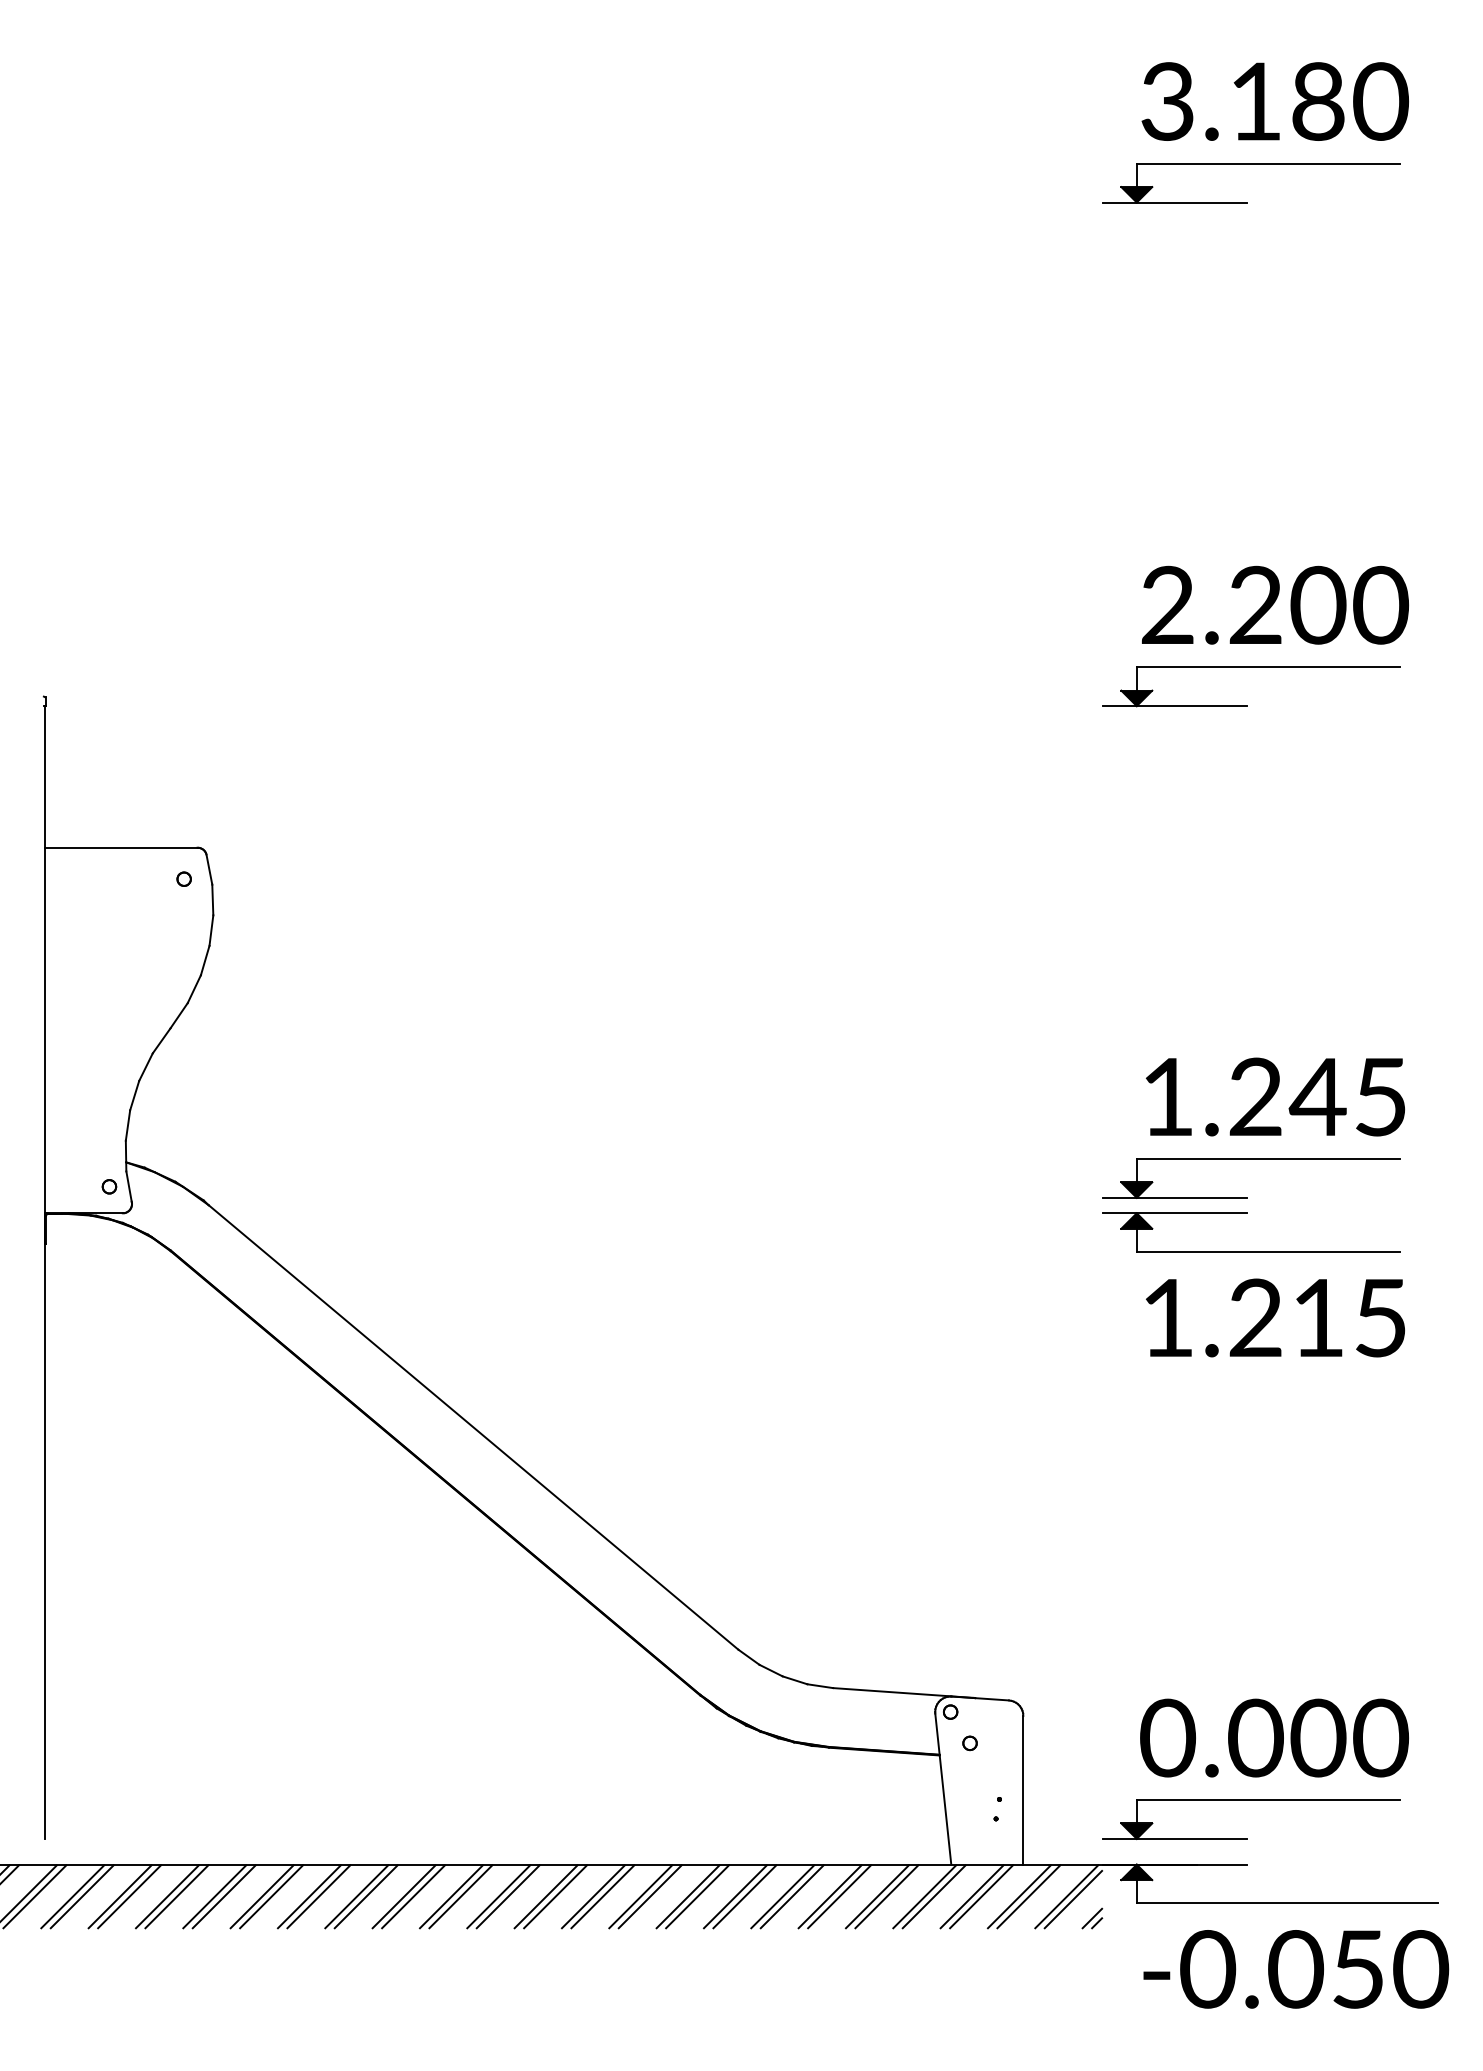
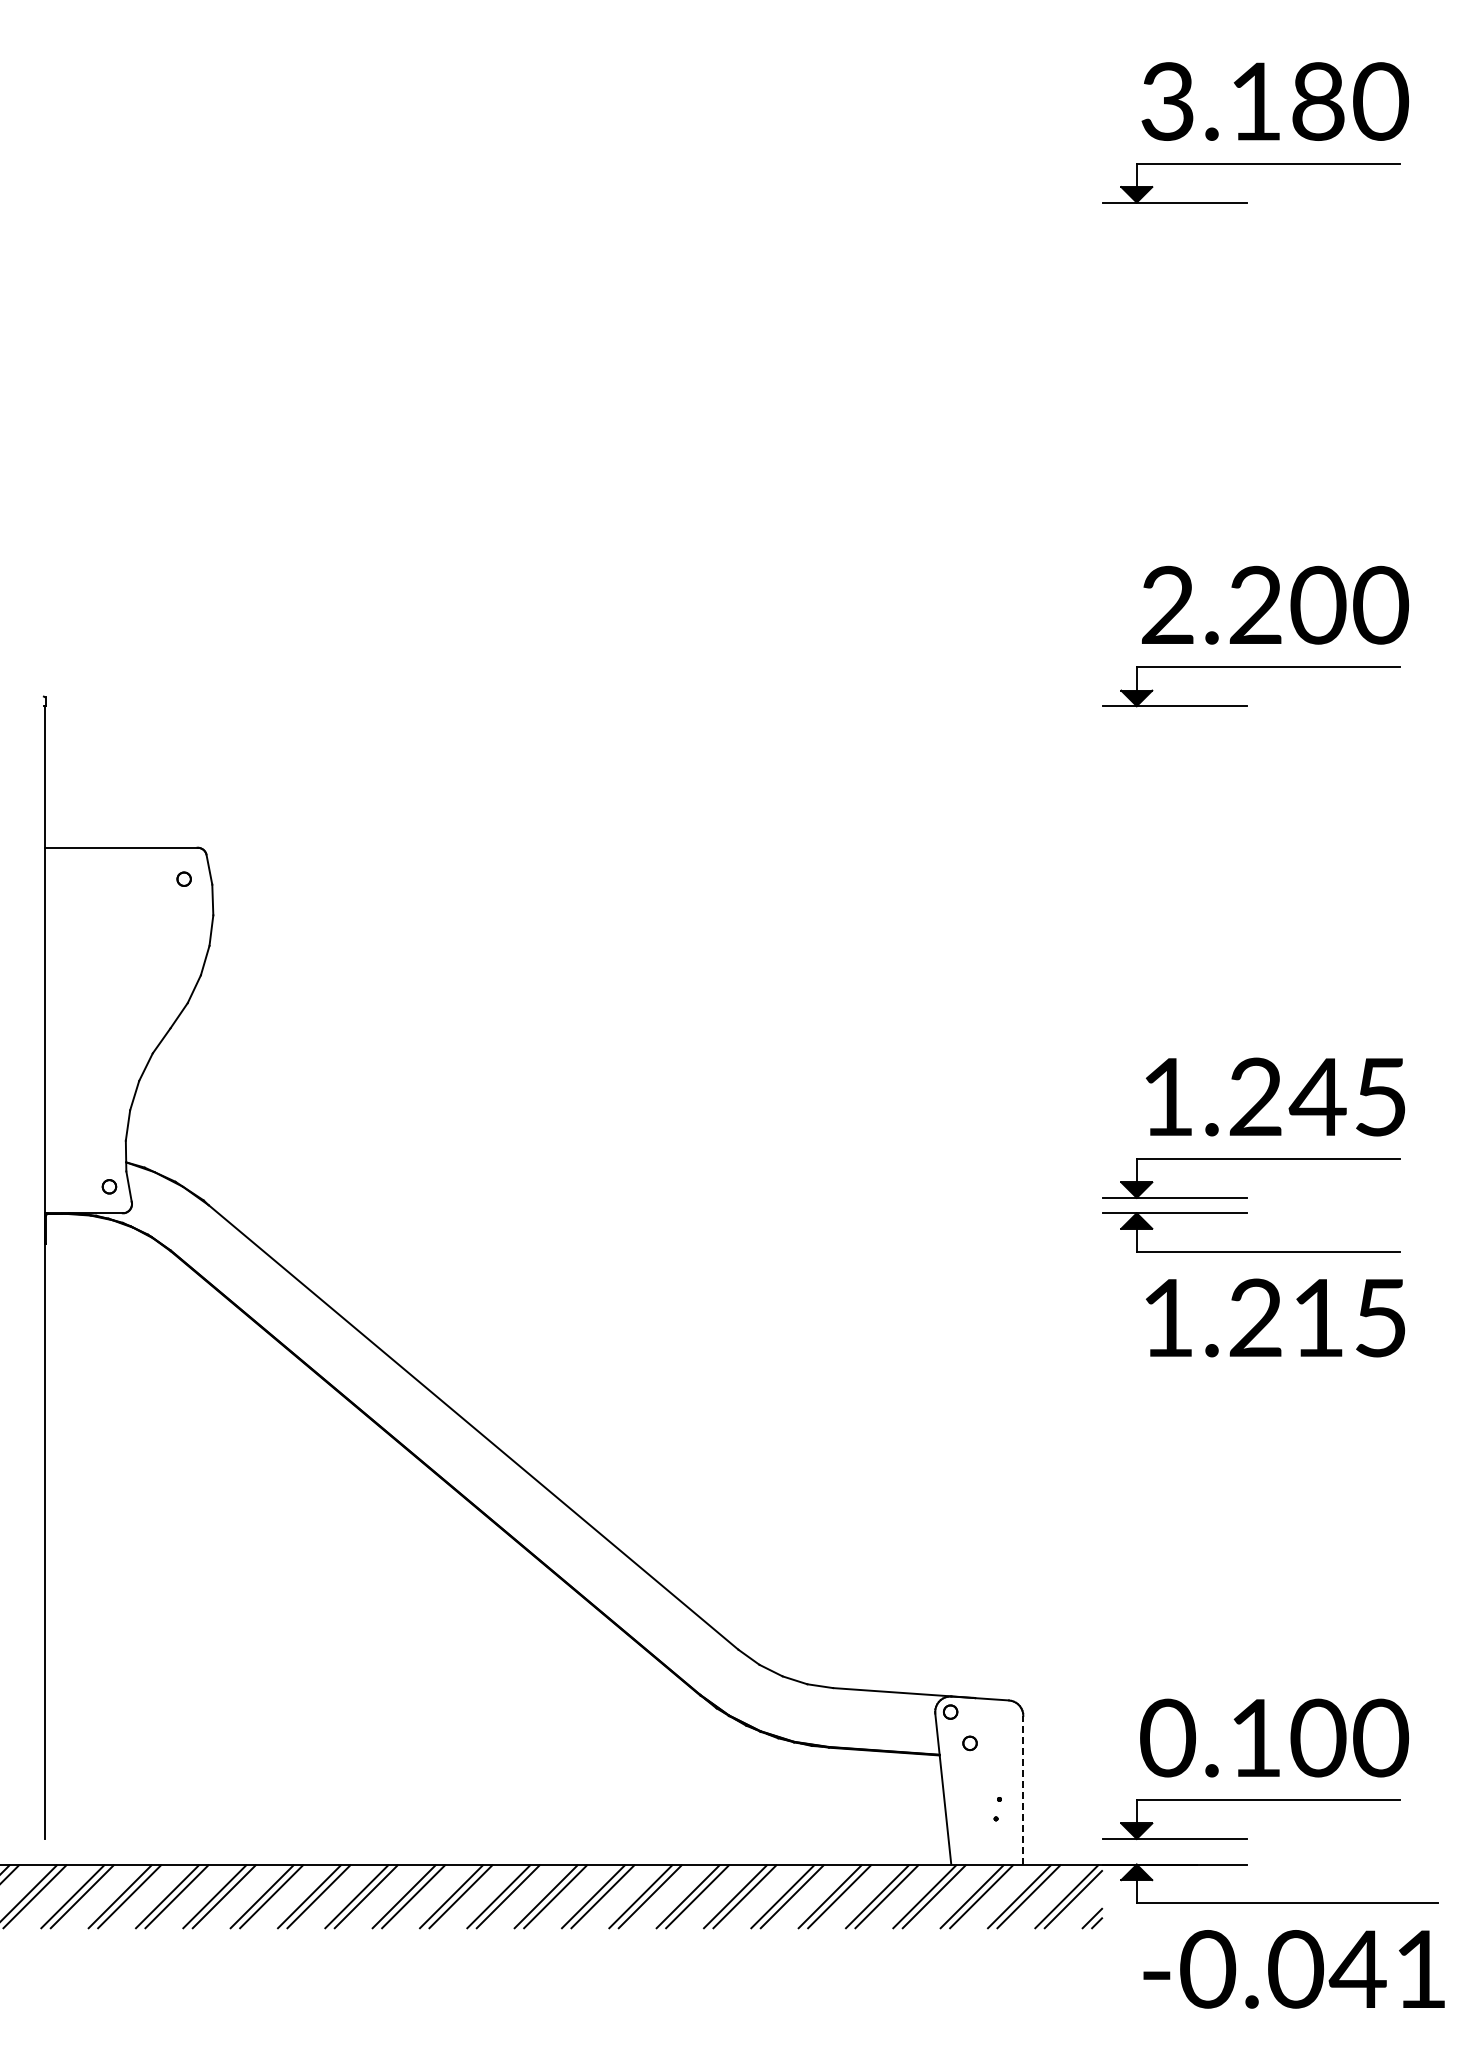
text: 0.000 -> 0.100 (1255, 1737)
line: solid -> dashed (1023, 1789)
text: -0.050 -> -0.041 (1388, 1969)
